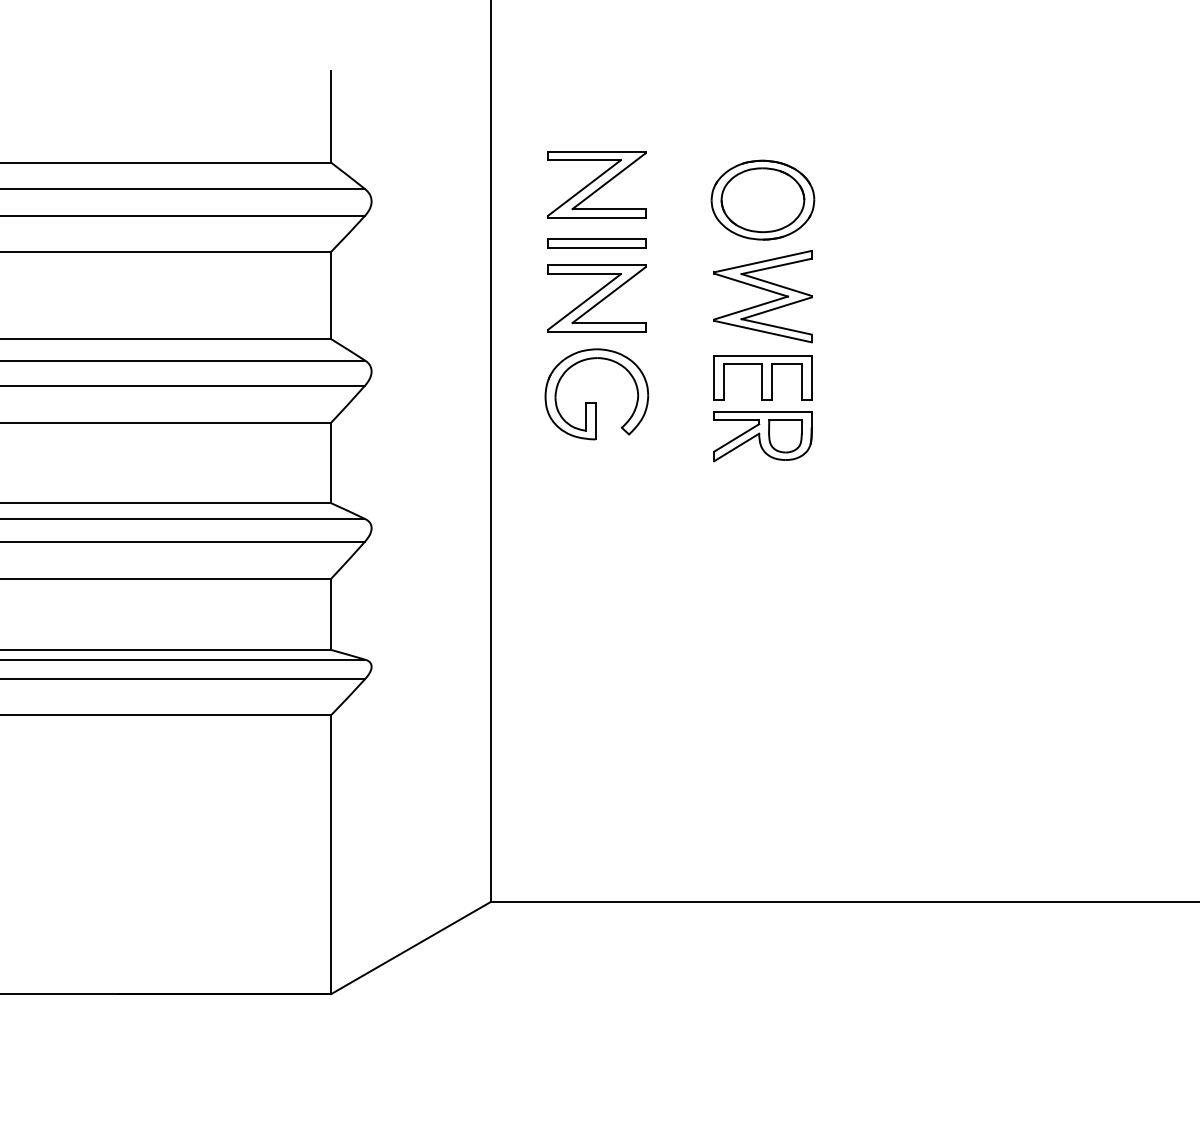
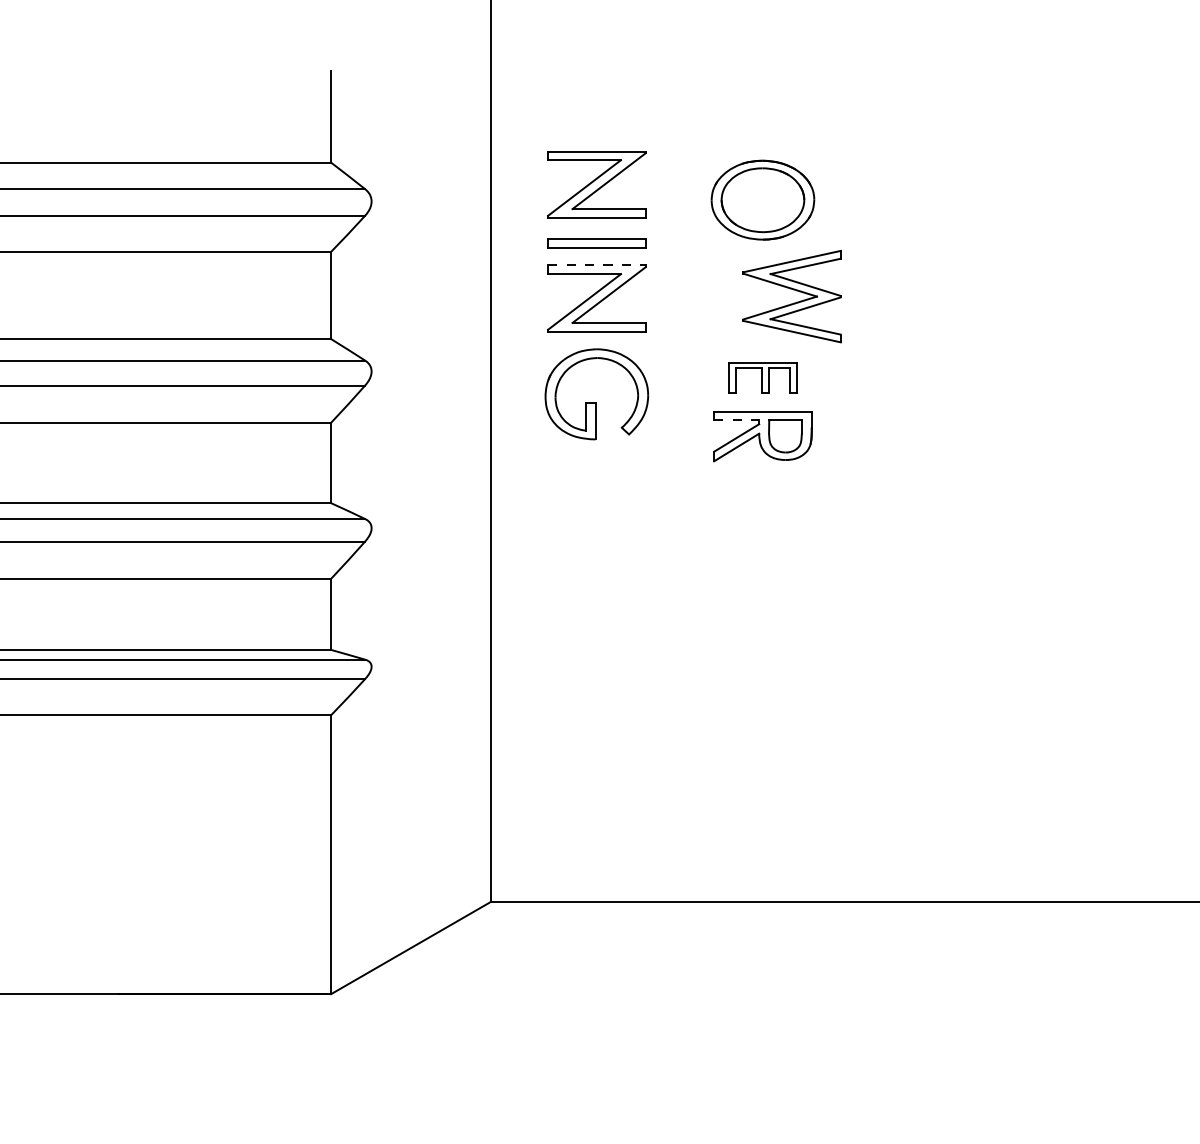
line: solid -> dashed (596, 265)
part position: (764, 290) -> (793, 290) (793, 290)
part size: 100x46 px -> 70x32 px (762, 377)
line: solid -> dashed (736, 419)
